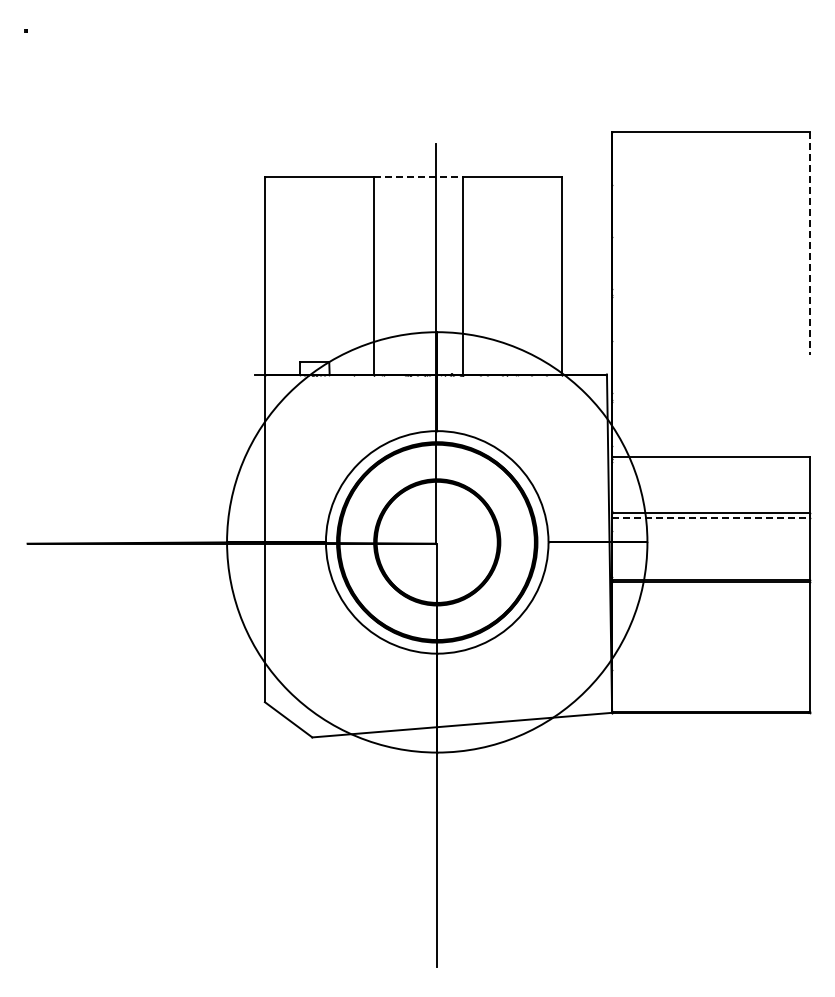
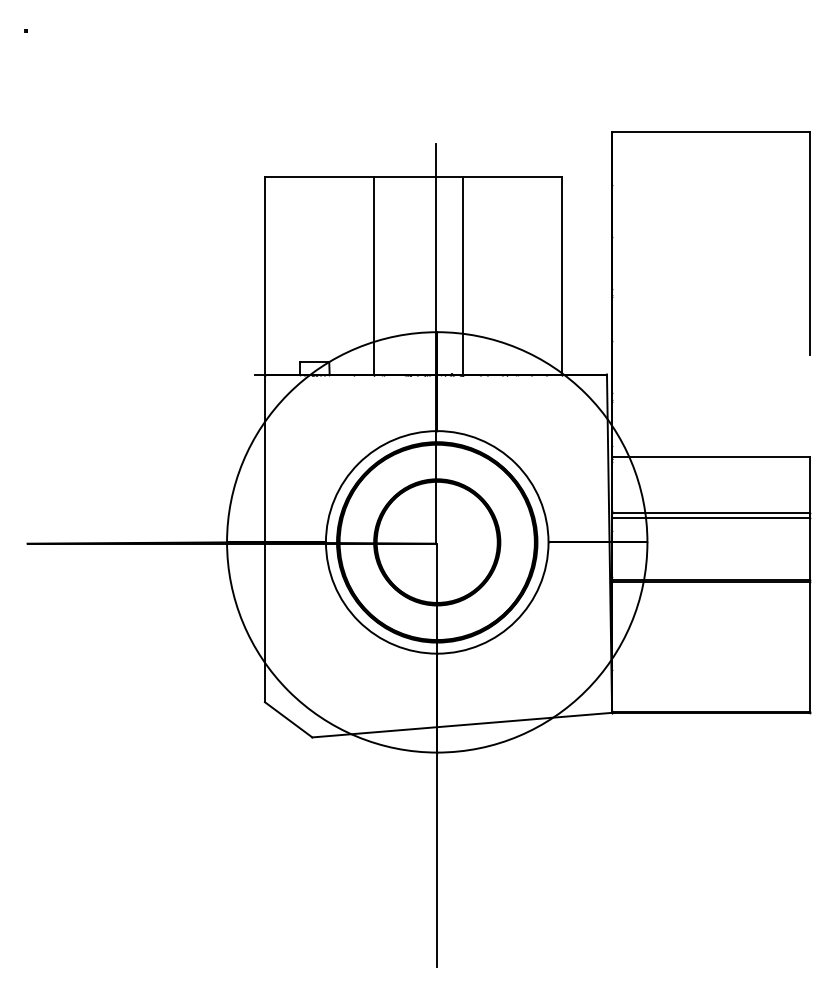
line: dashed -> solid (418, 176)
line: dashed -> solid (809, 243)
line: dashed -> solid (711, 517)
